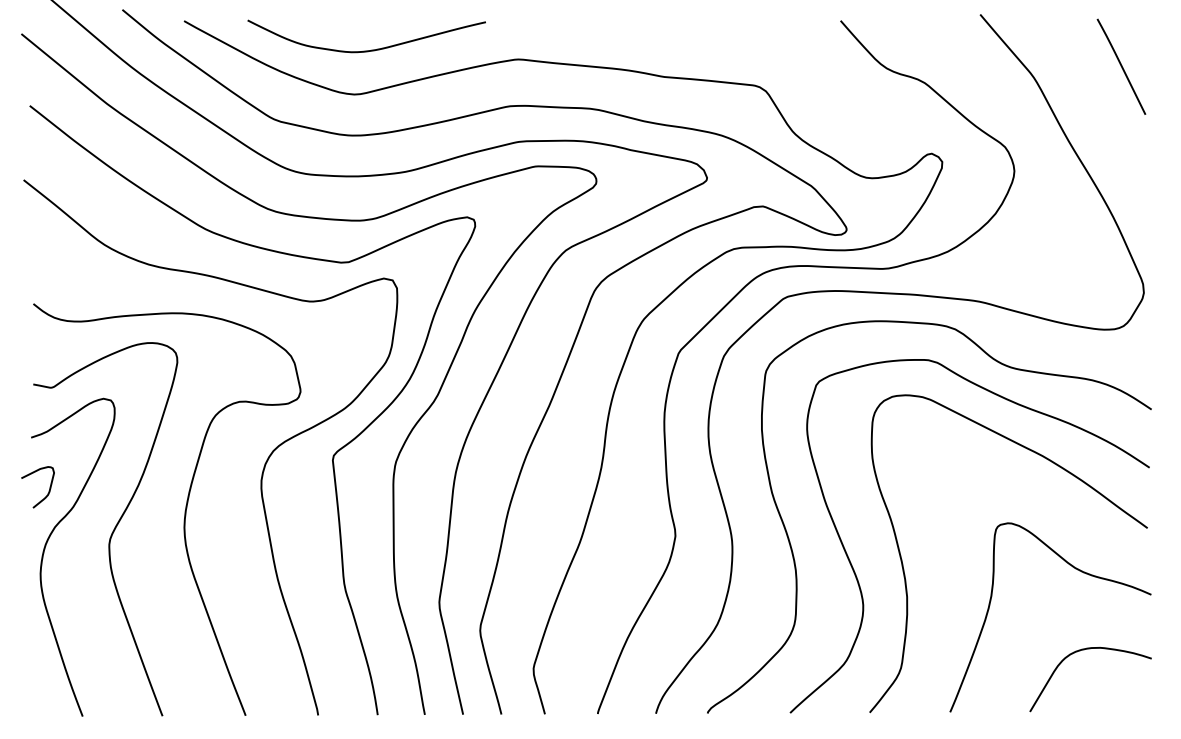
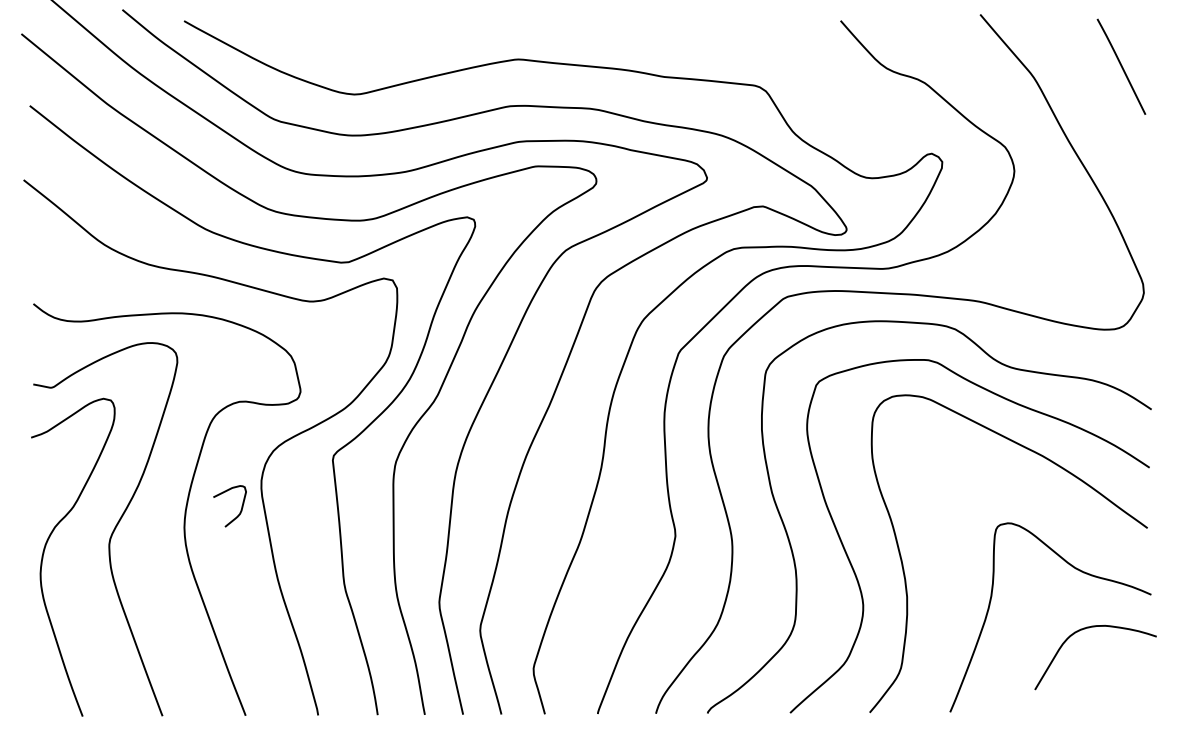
curve: present -> none (371, 49)
curve position: (48, 490) -> (240, 509) (240, 509)
curve position: (1084, 650) -> (1089, 628) (1089, 628)
